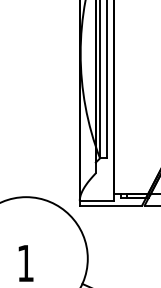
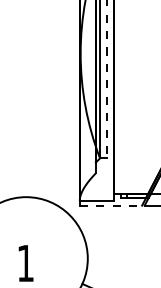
line: solid -> dashed (106, 79)
line: solid -> dashed (111, 205)
